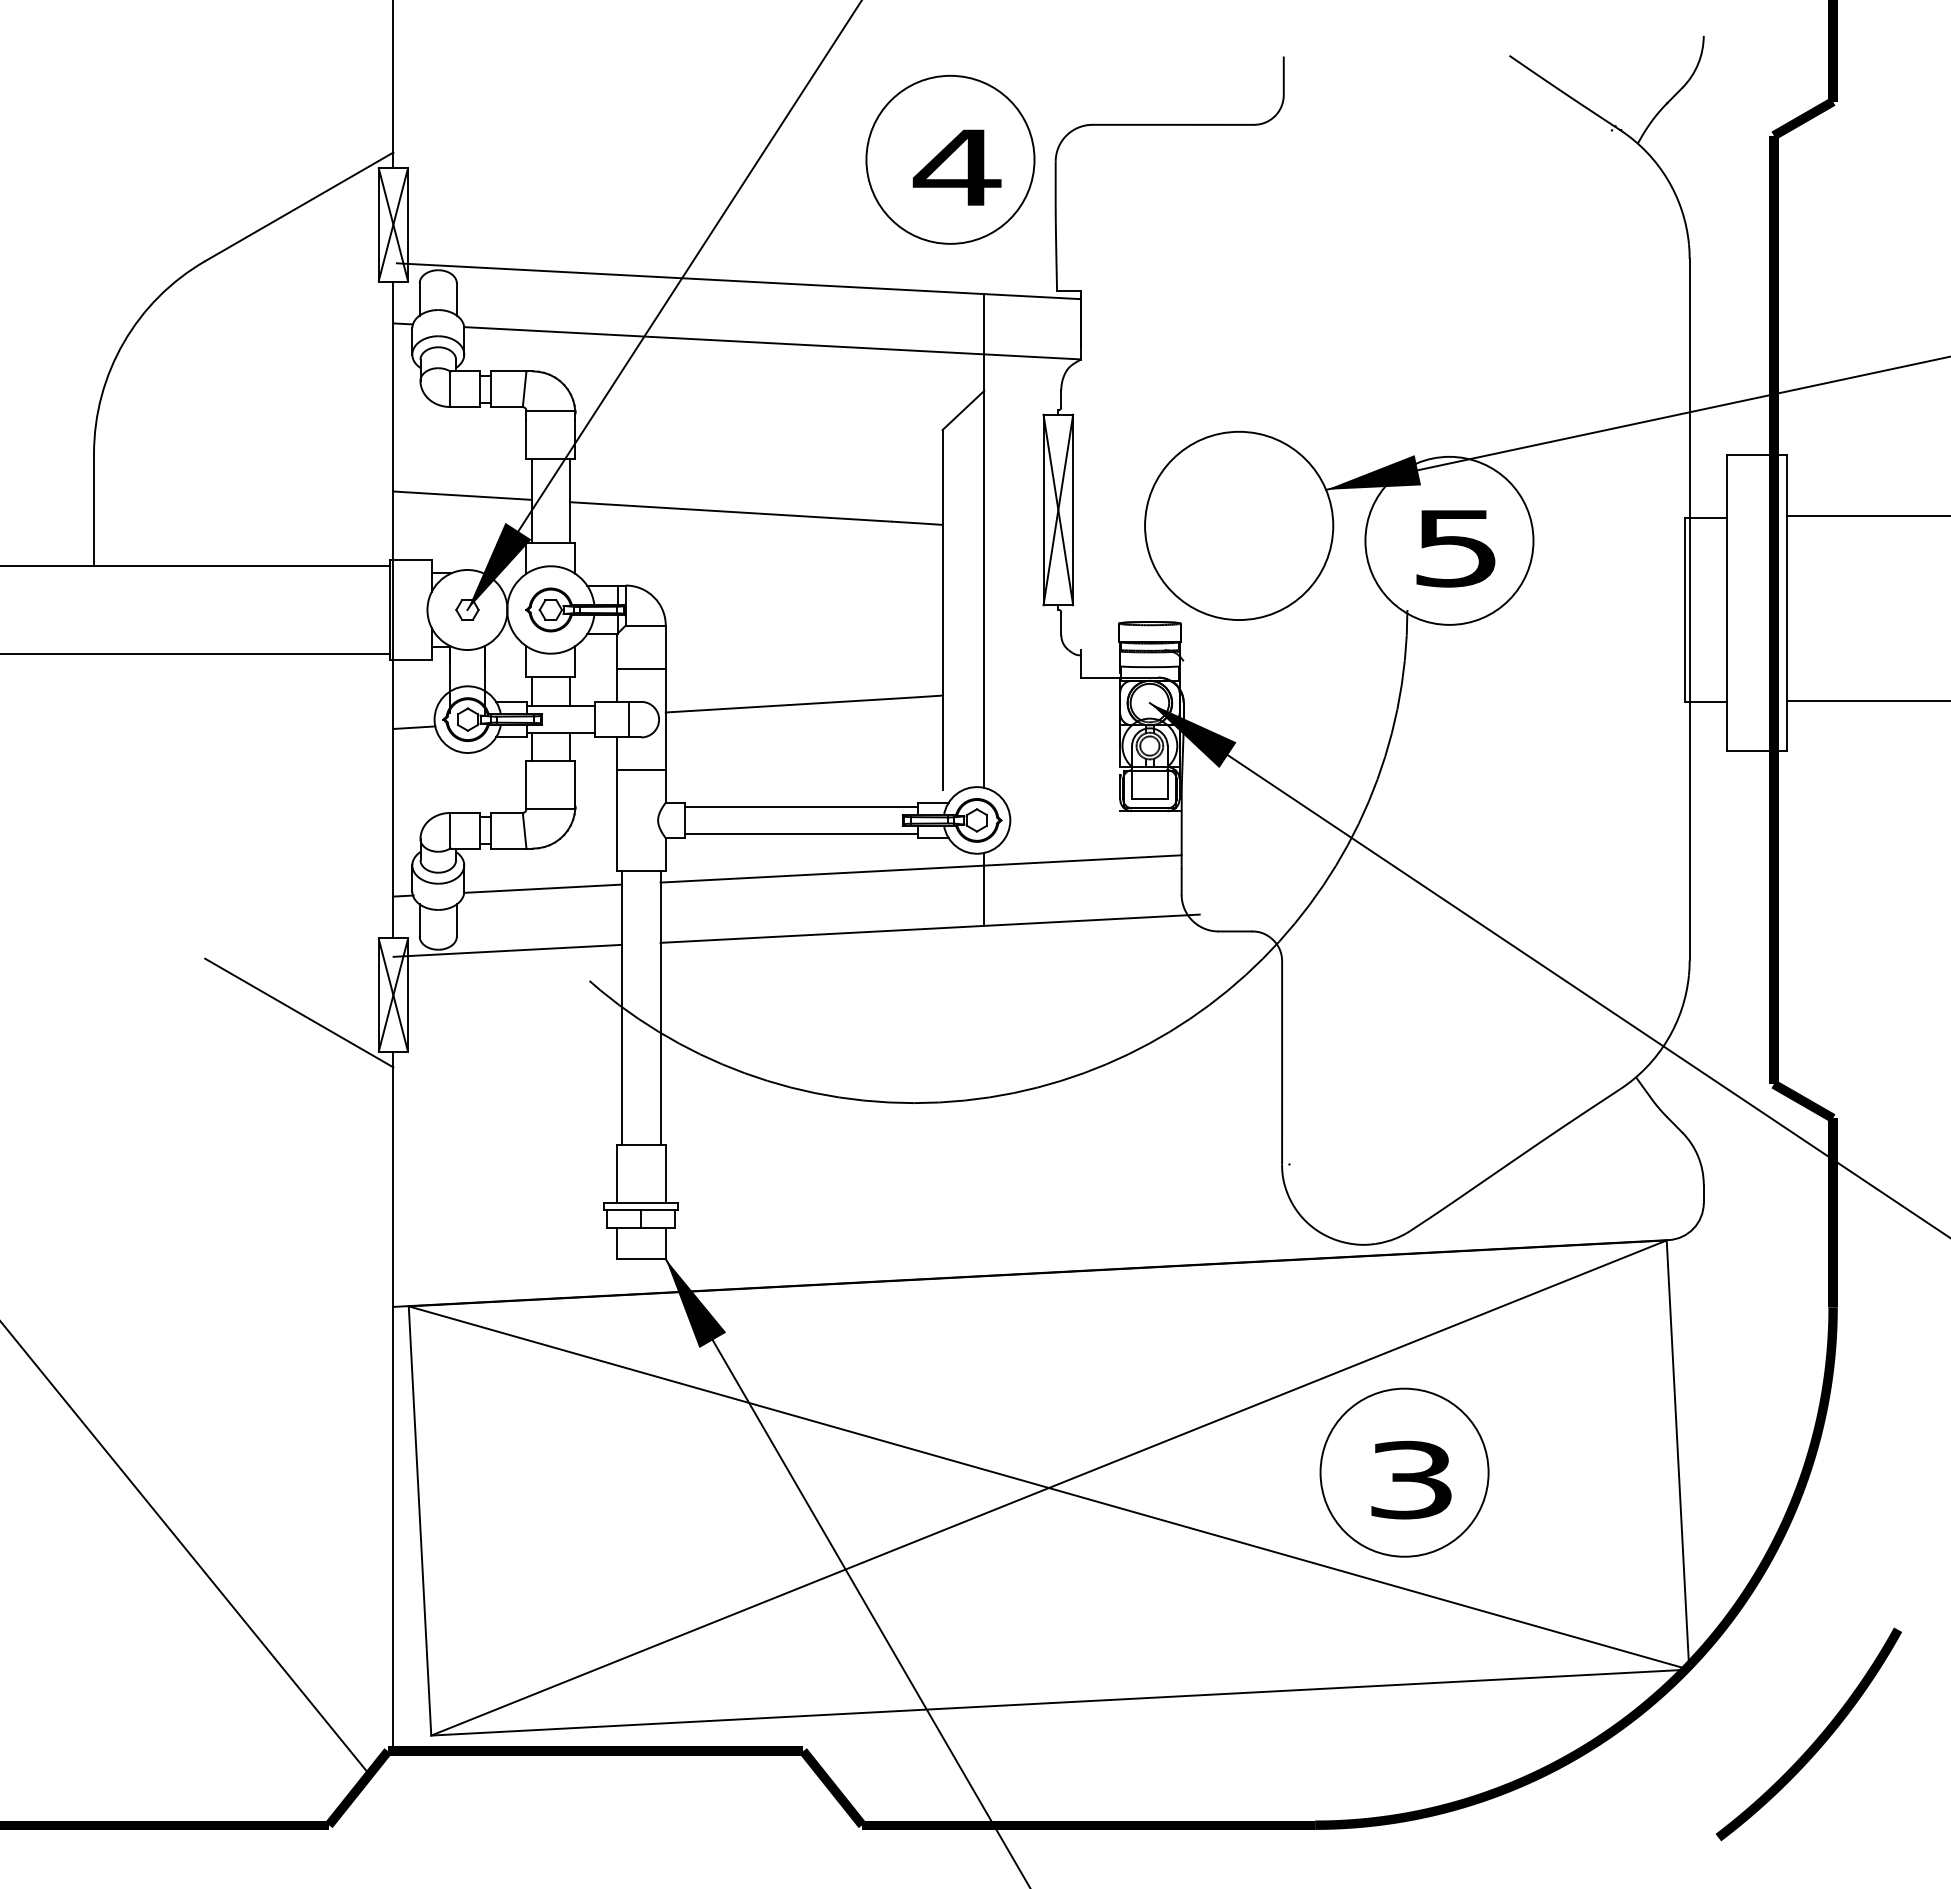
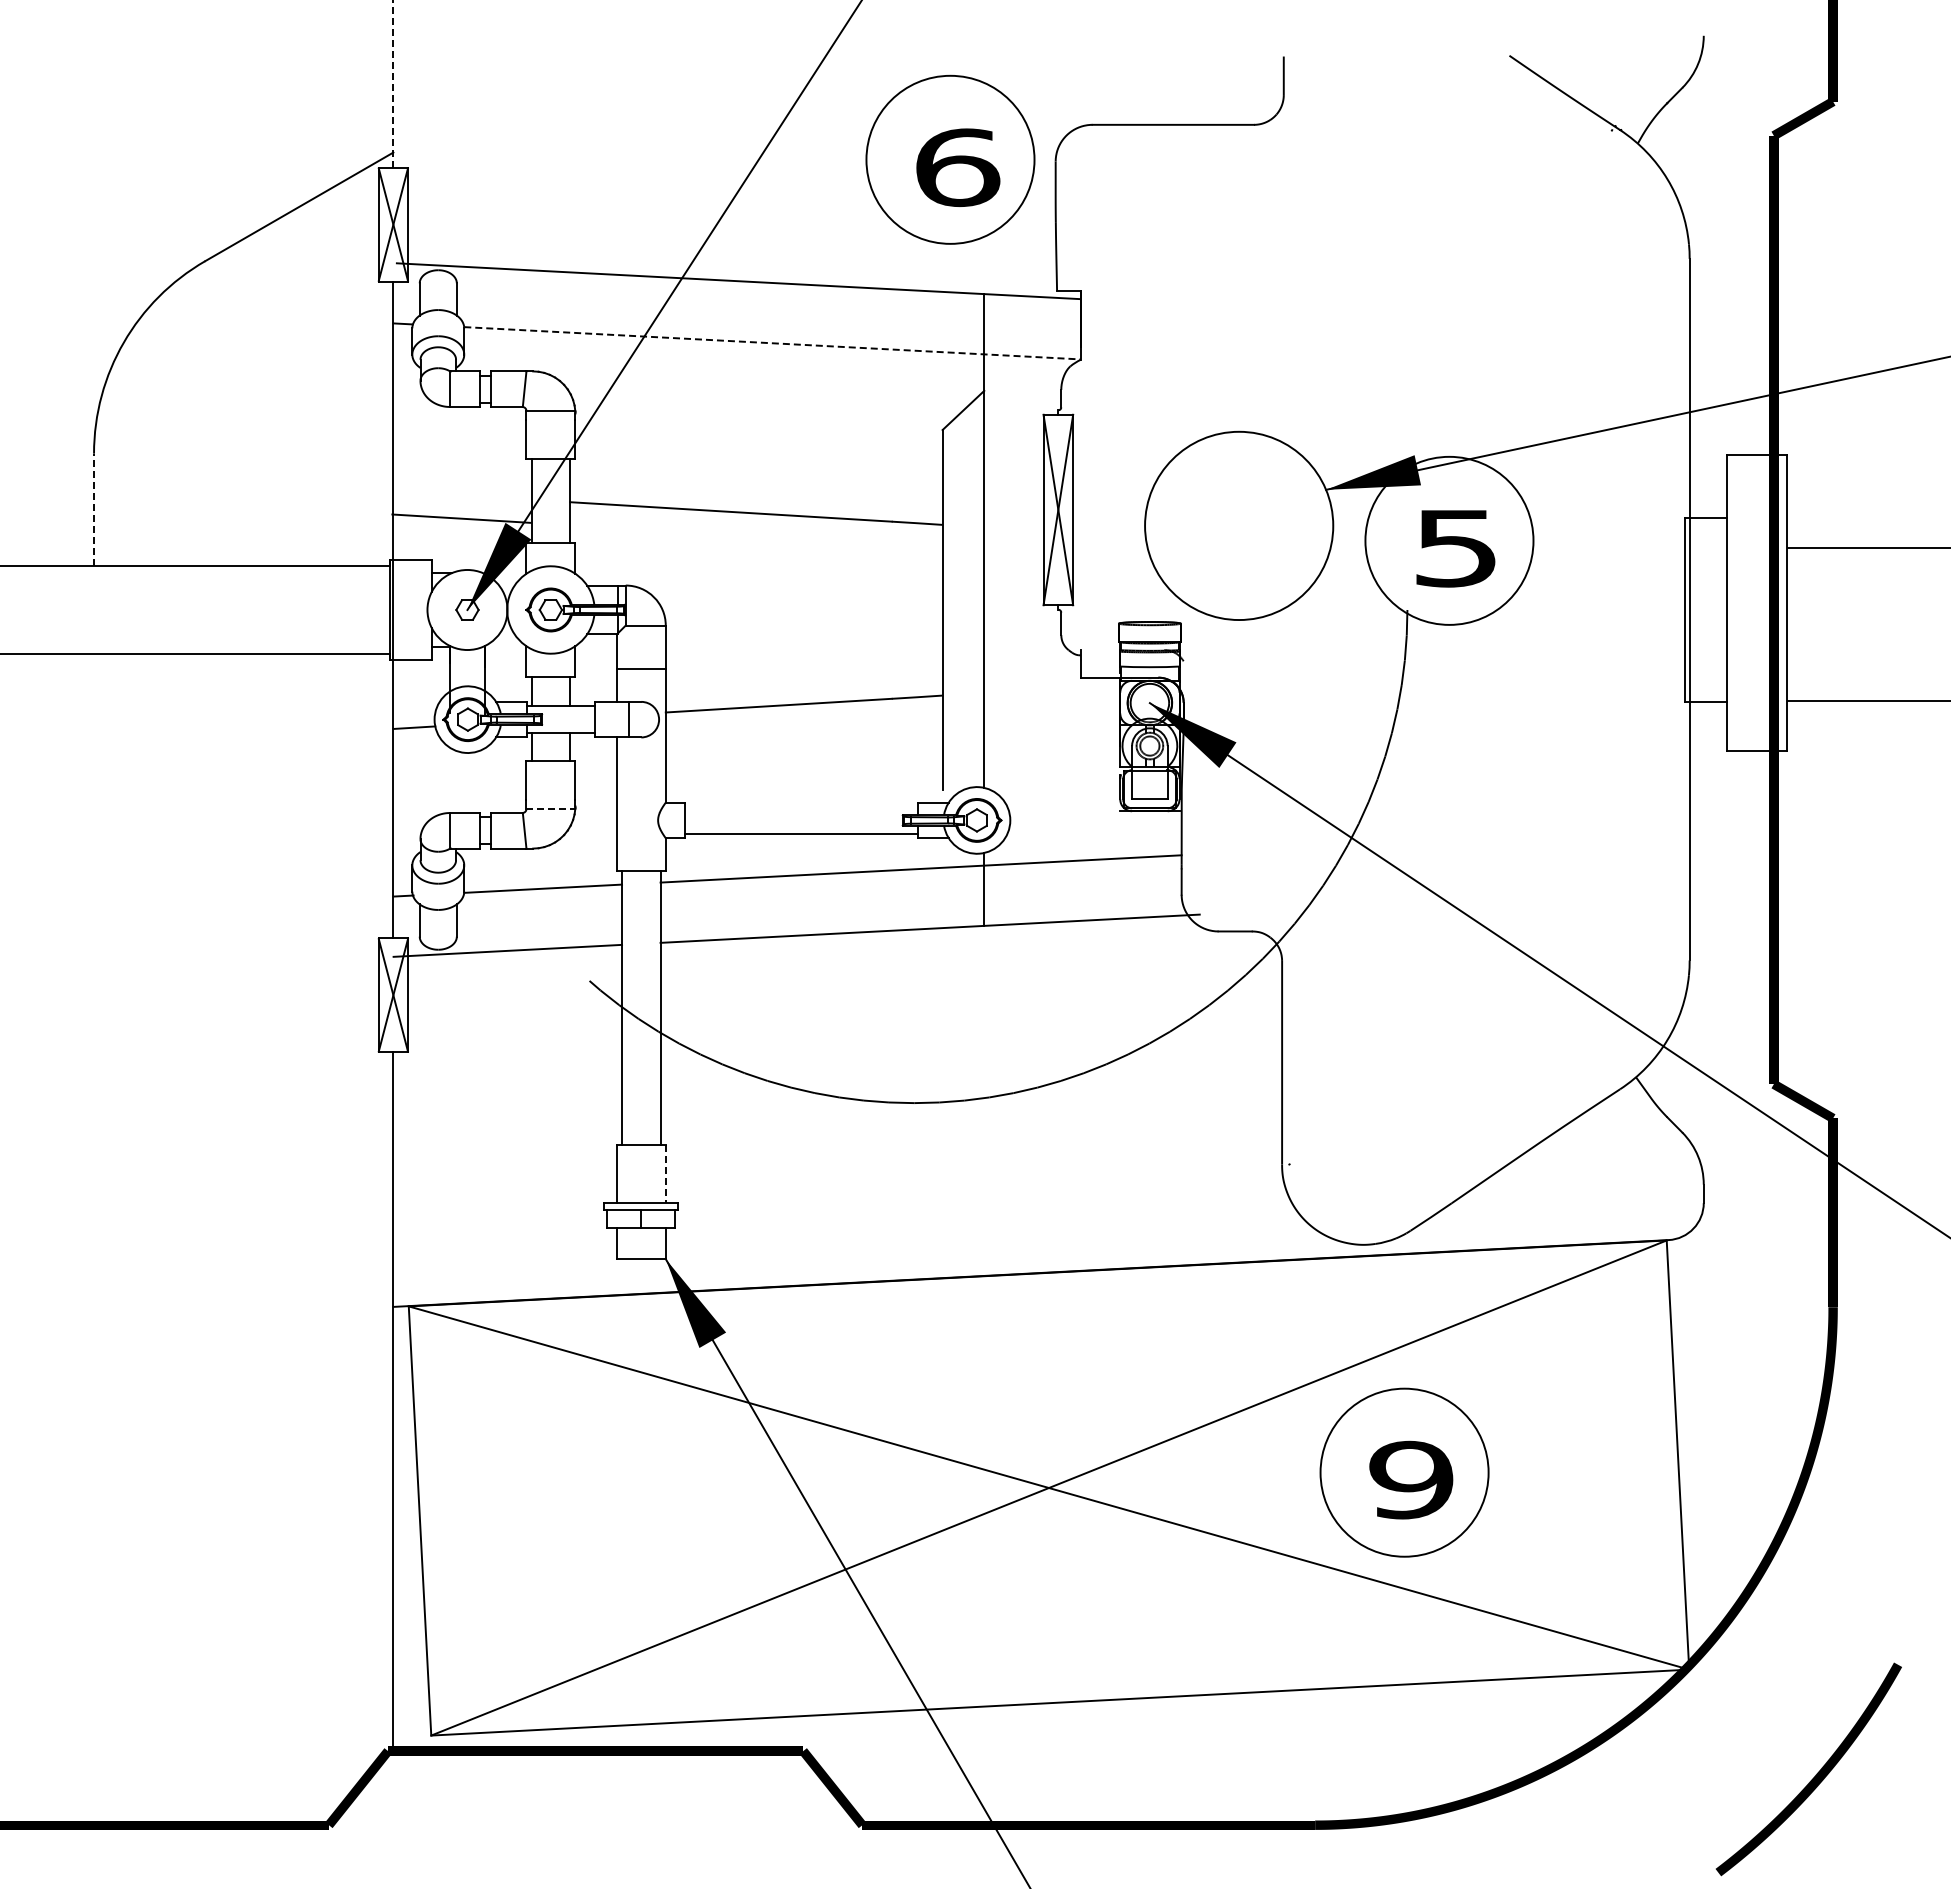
line: solid -> dashed (393, 83)
text: 4 -> 6 (956, 167)
line: solid -> dashed (772, 343)
line position: (462, 495) -> (461, 518) (461, 518)
line: solid -> dashed (94, 509)
line position: (1866, 516) -> (1866, 548) (1866, 548)
line: present -> none (640, 770)
line: present -> none (801, 807)
line: solid -> dashed (551, 808)
line: present -> none (299, 1012)
line: solid -> dashed (665, 1173)
text: 3 -> 9 (1411, 1480)
line: present -> none (185, 1548)
curve position: (1816, 1738) -> (1816, 1773) (1816, 1773)
